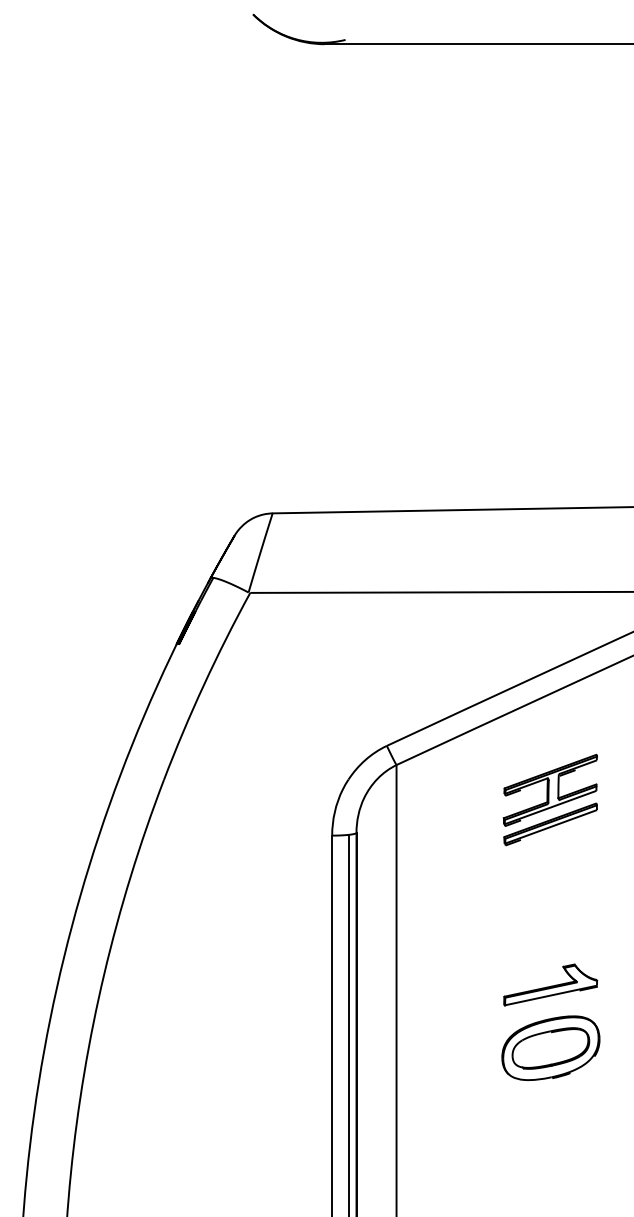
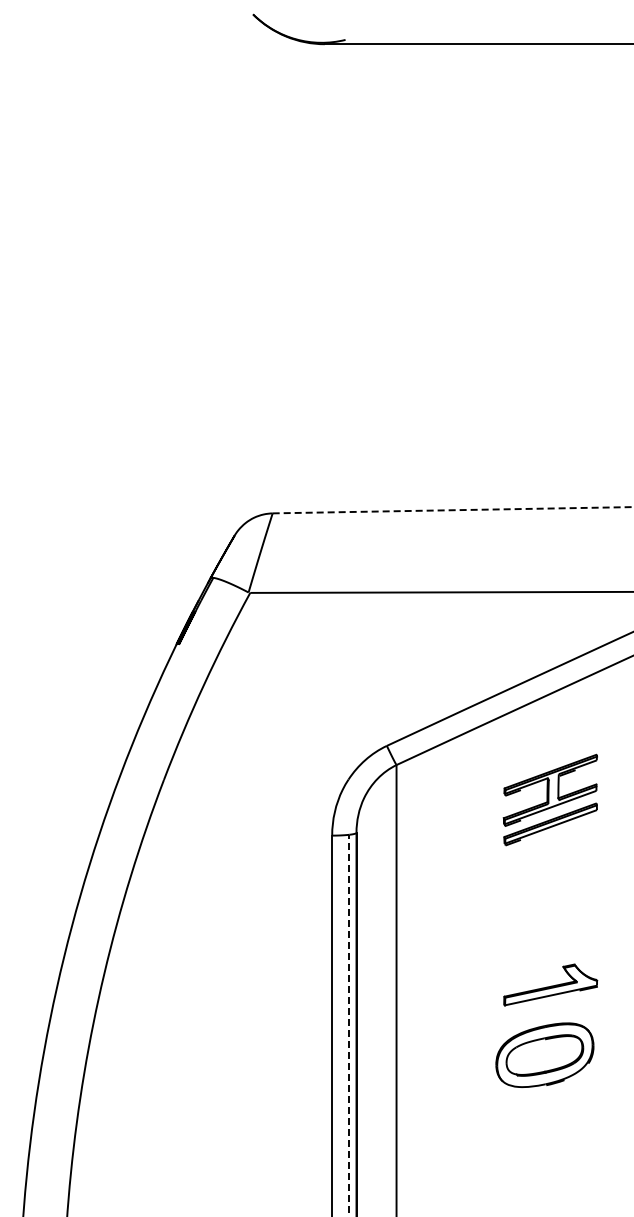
line: solid -> dashed (453, 510)
line: solid -> dashed (349, 1025)
part position: (550, 1047) -> (544, 1054) (544, 1054)
